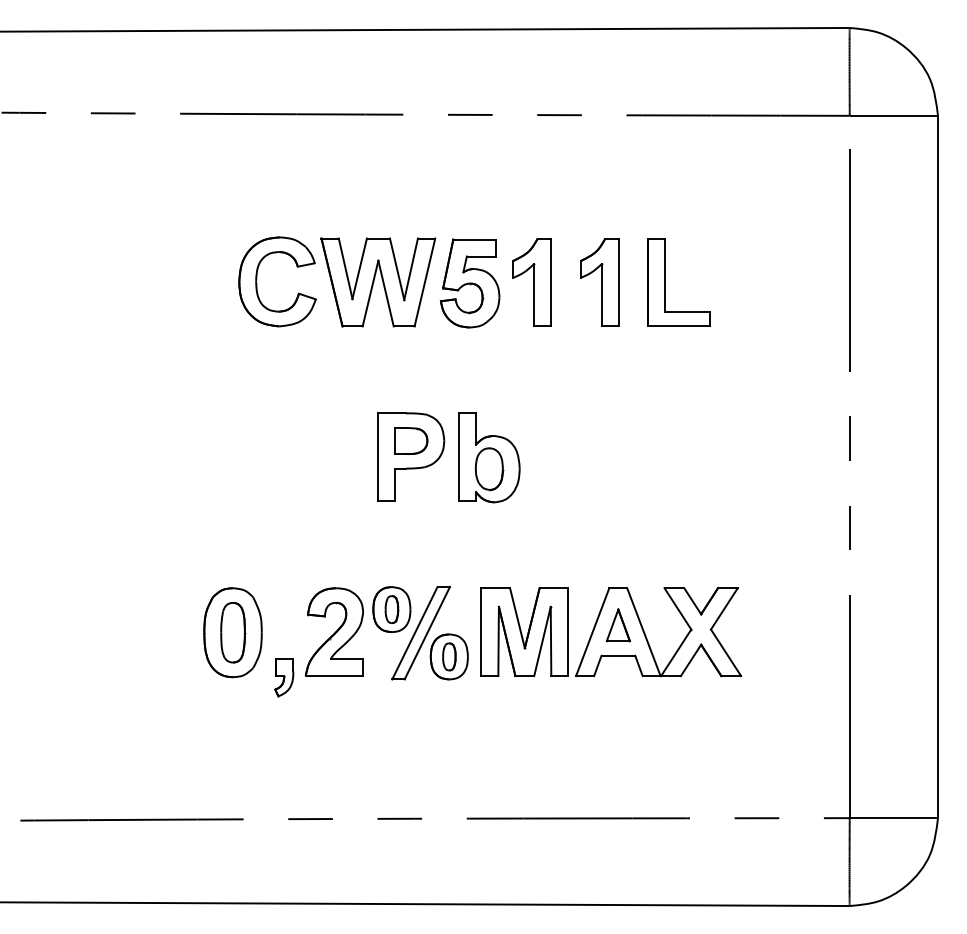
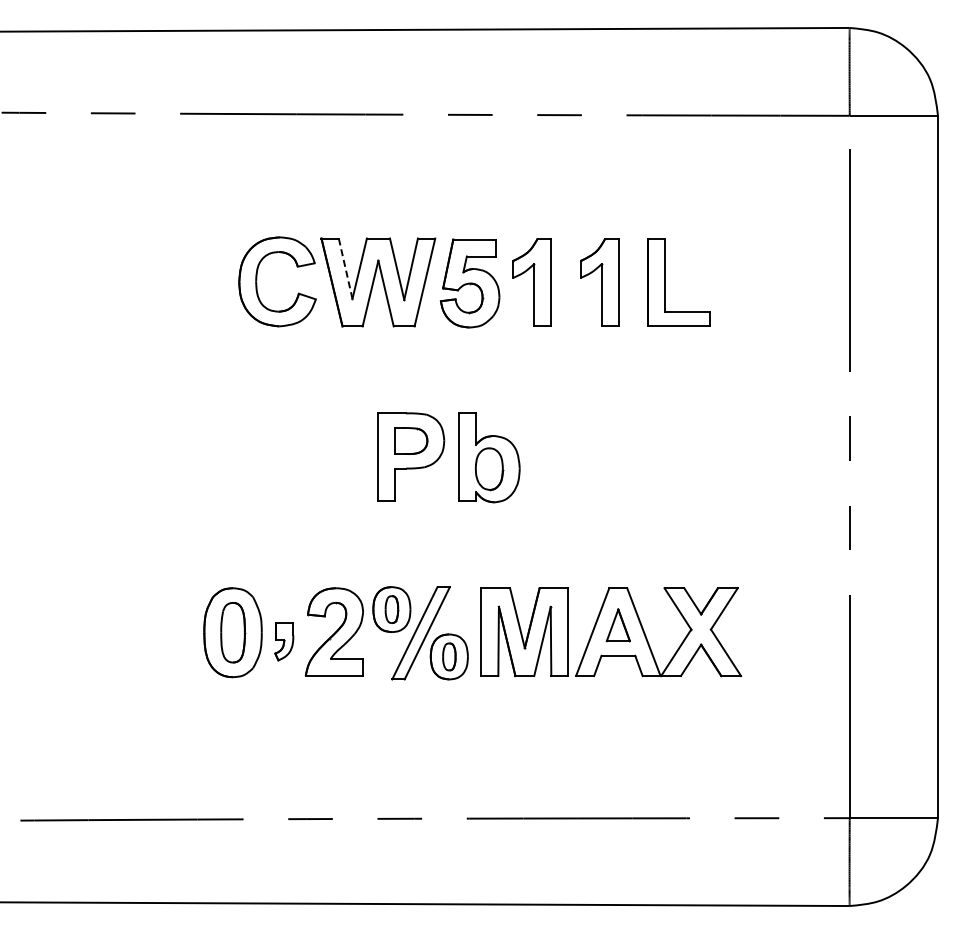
line: solid -> dashed (345, 268)
part position: (284, 677) -> (284, 641) (284, 641)
